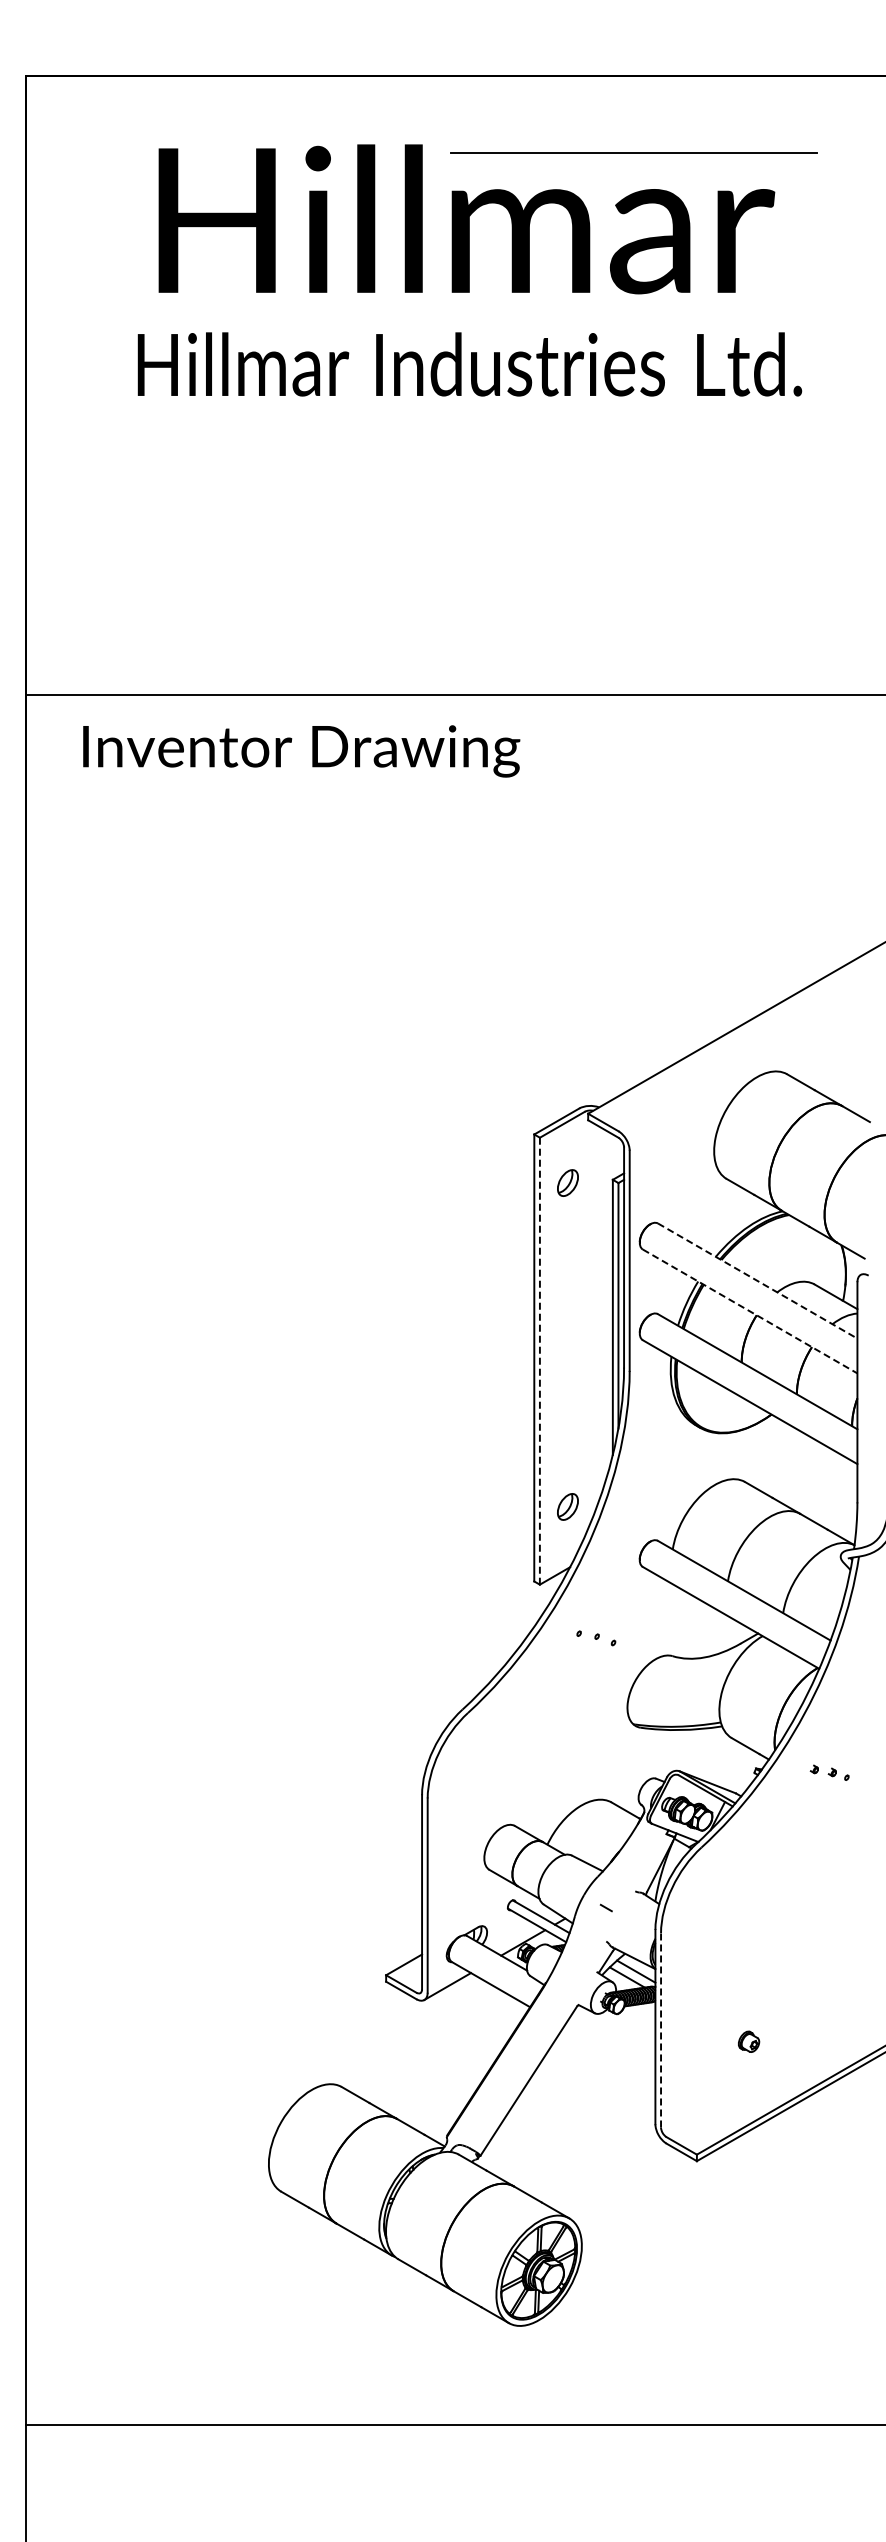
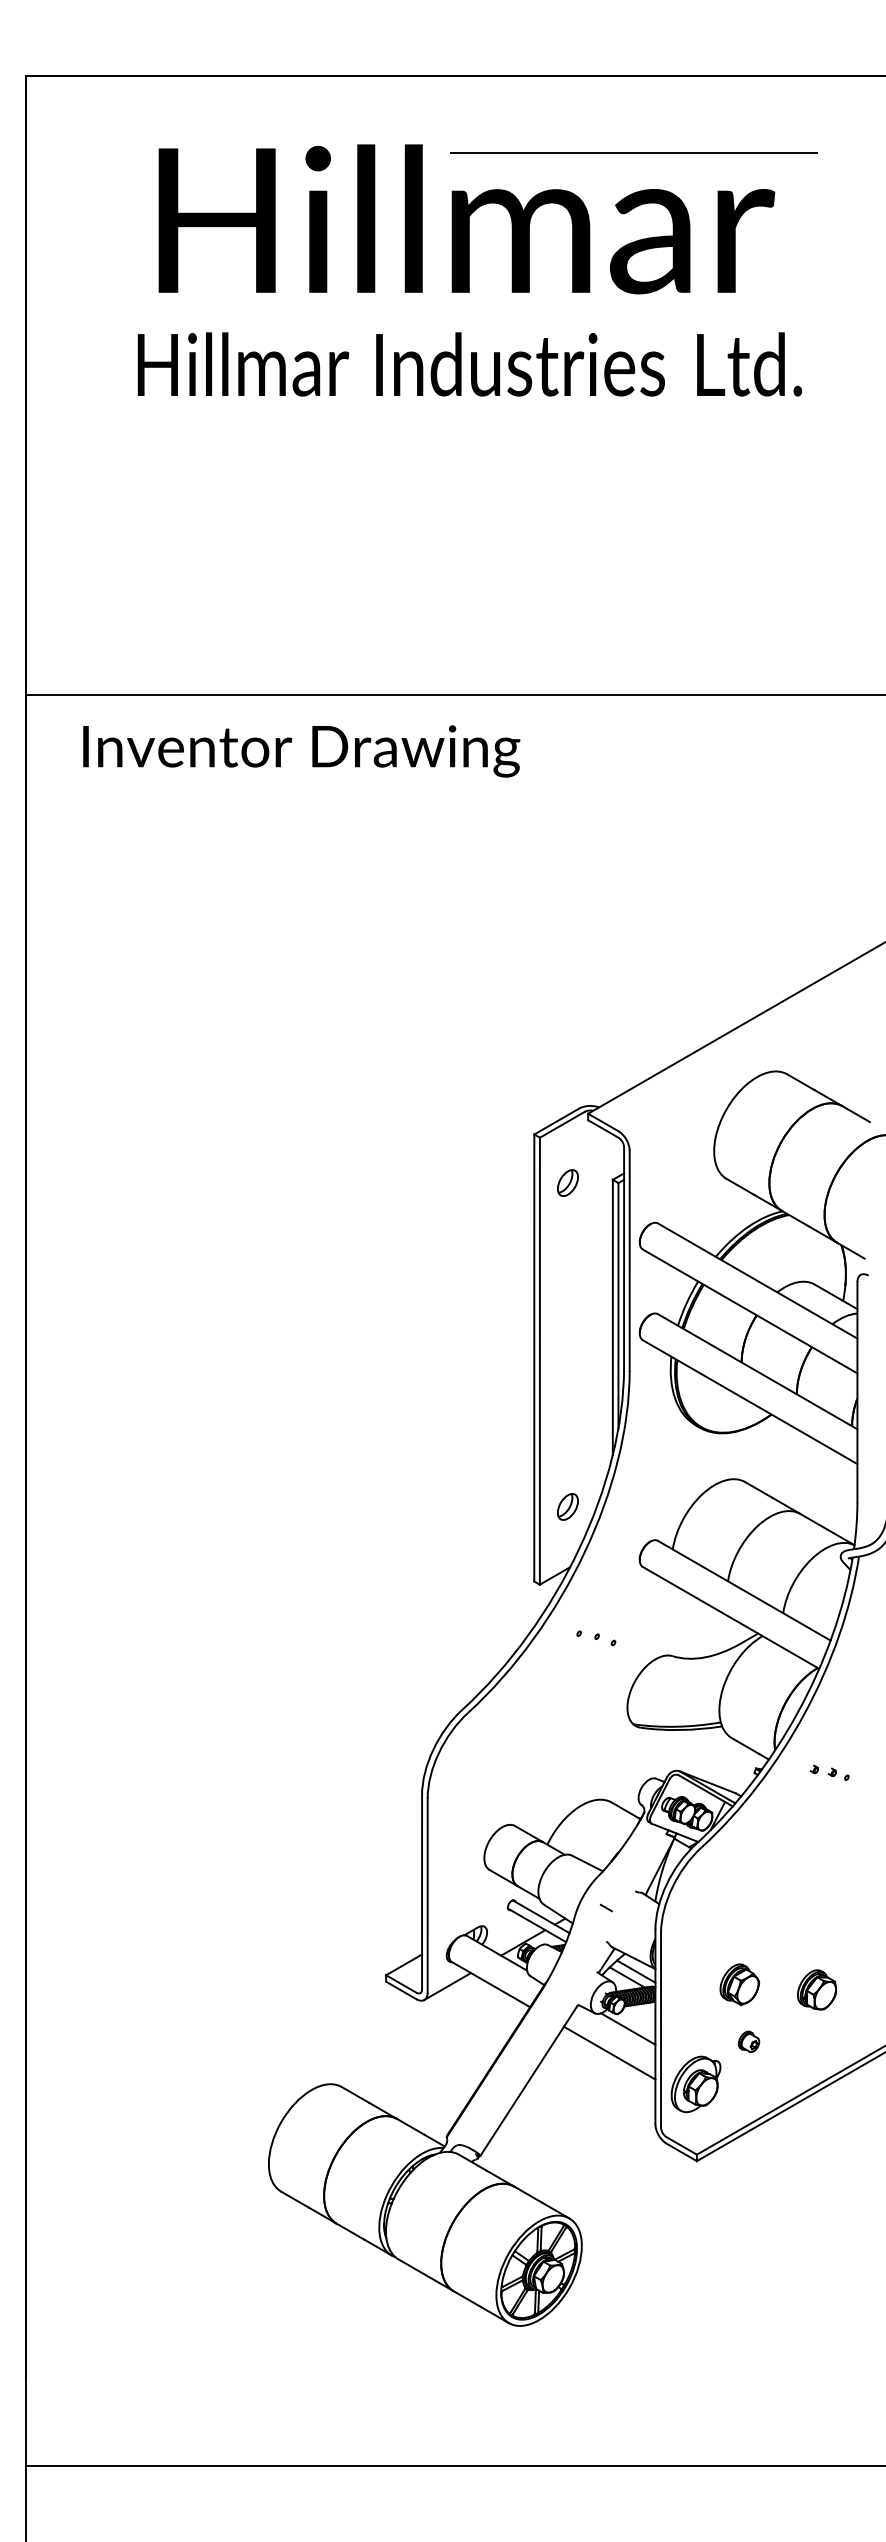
line: dashed -> solid (758, 1281)
line: dashed -> solid (750, 1311)
line: dashed -> solid (539, 1361)
part: none -> present (739, 1984)
part: none -> present (816, 1989)
line: none -> present (628, 2028)
line: dashed -> solid (661, 2029)
line: none -> present (609, 2052)
part: none -> present (695, 2084)
line position: (454, 2424) -> (454, 2465) (454, 2465)
